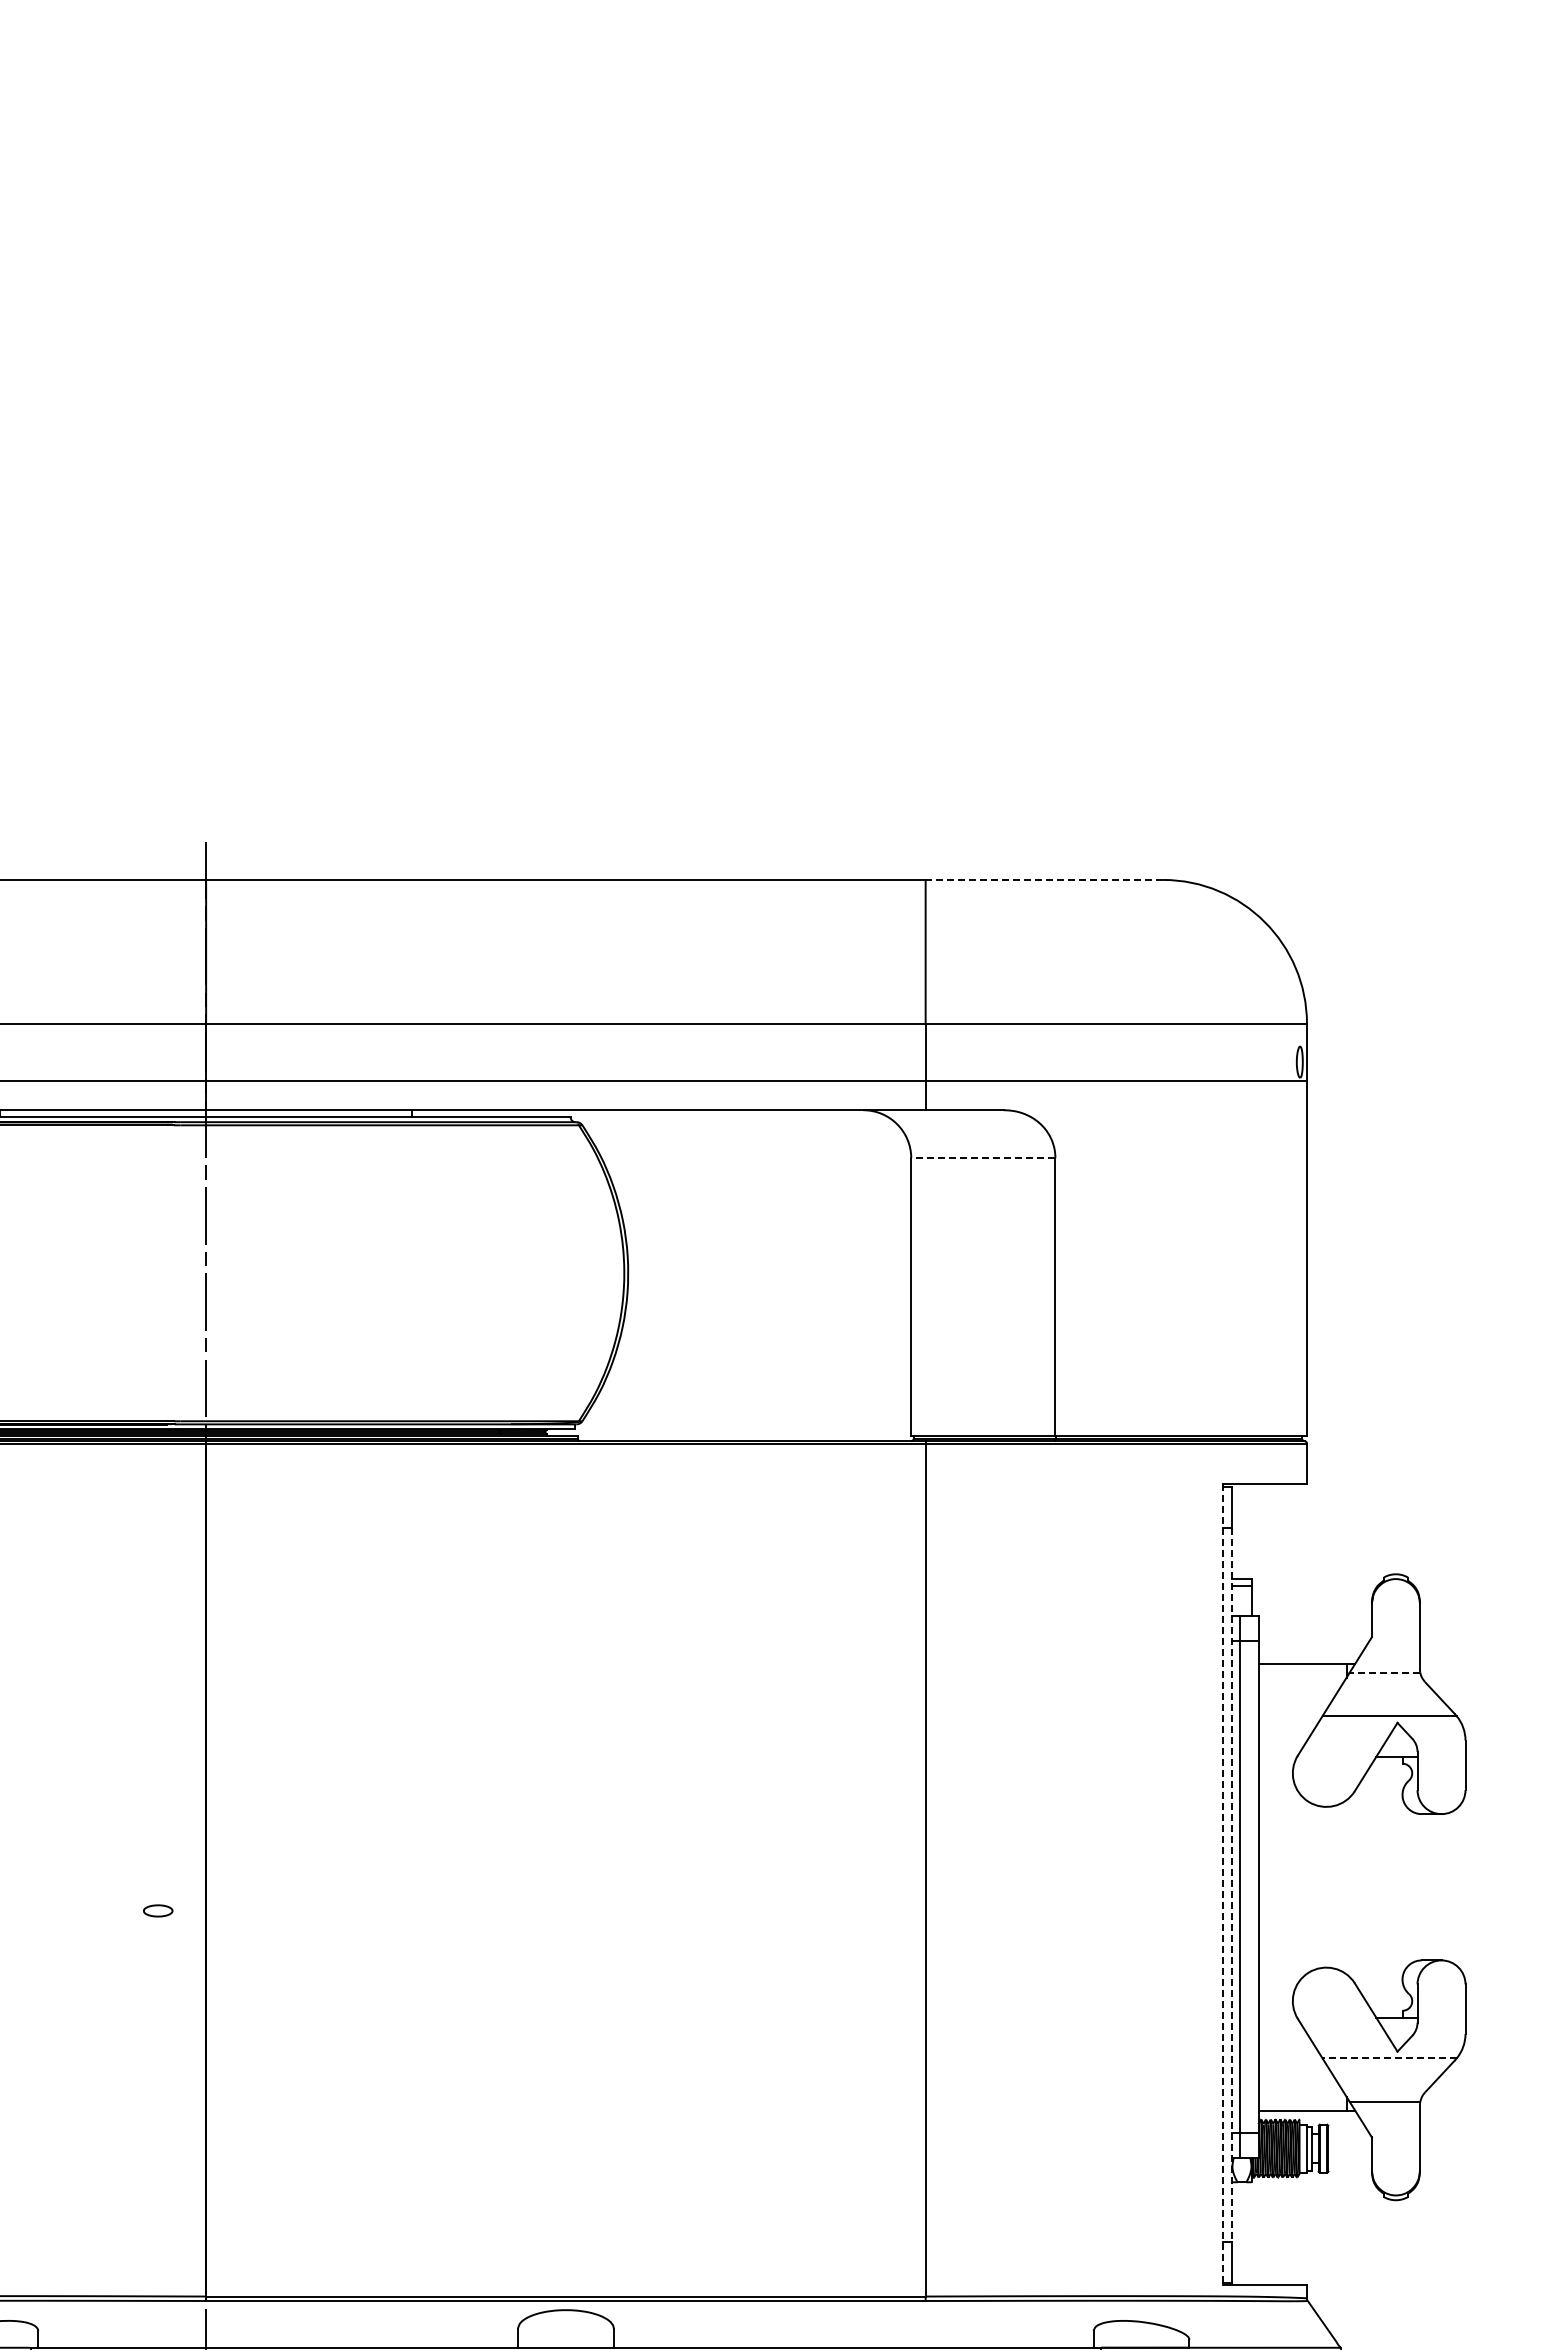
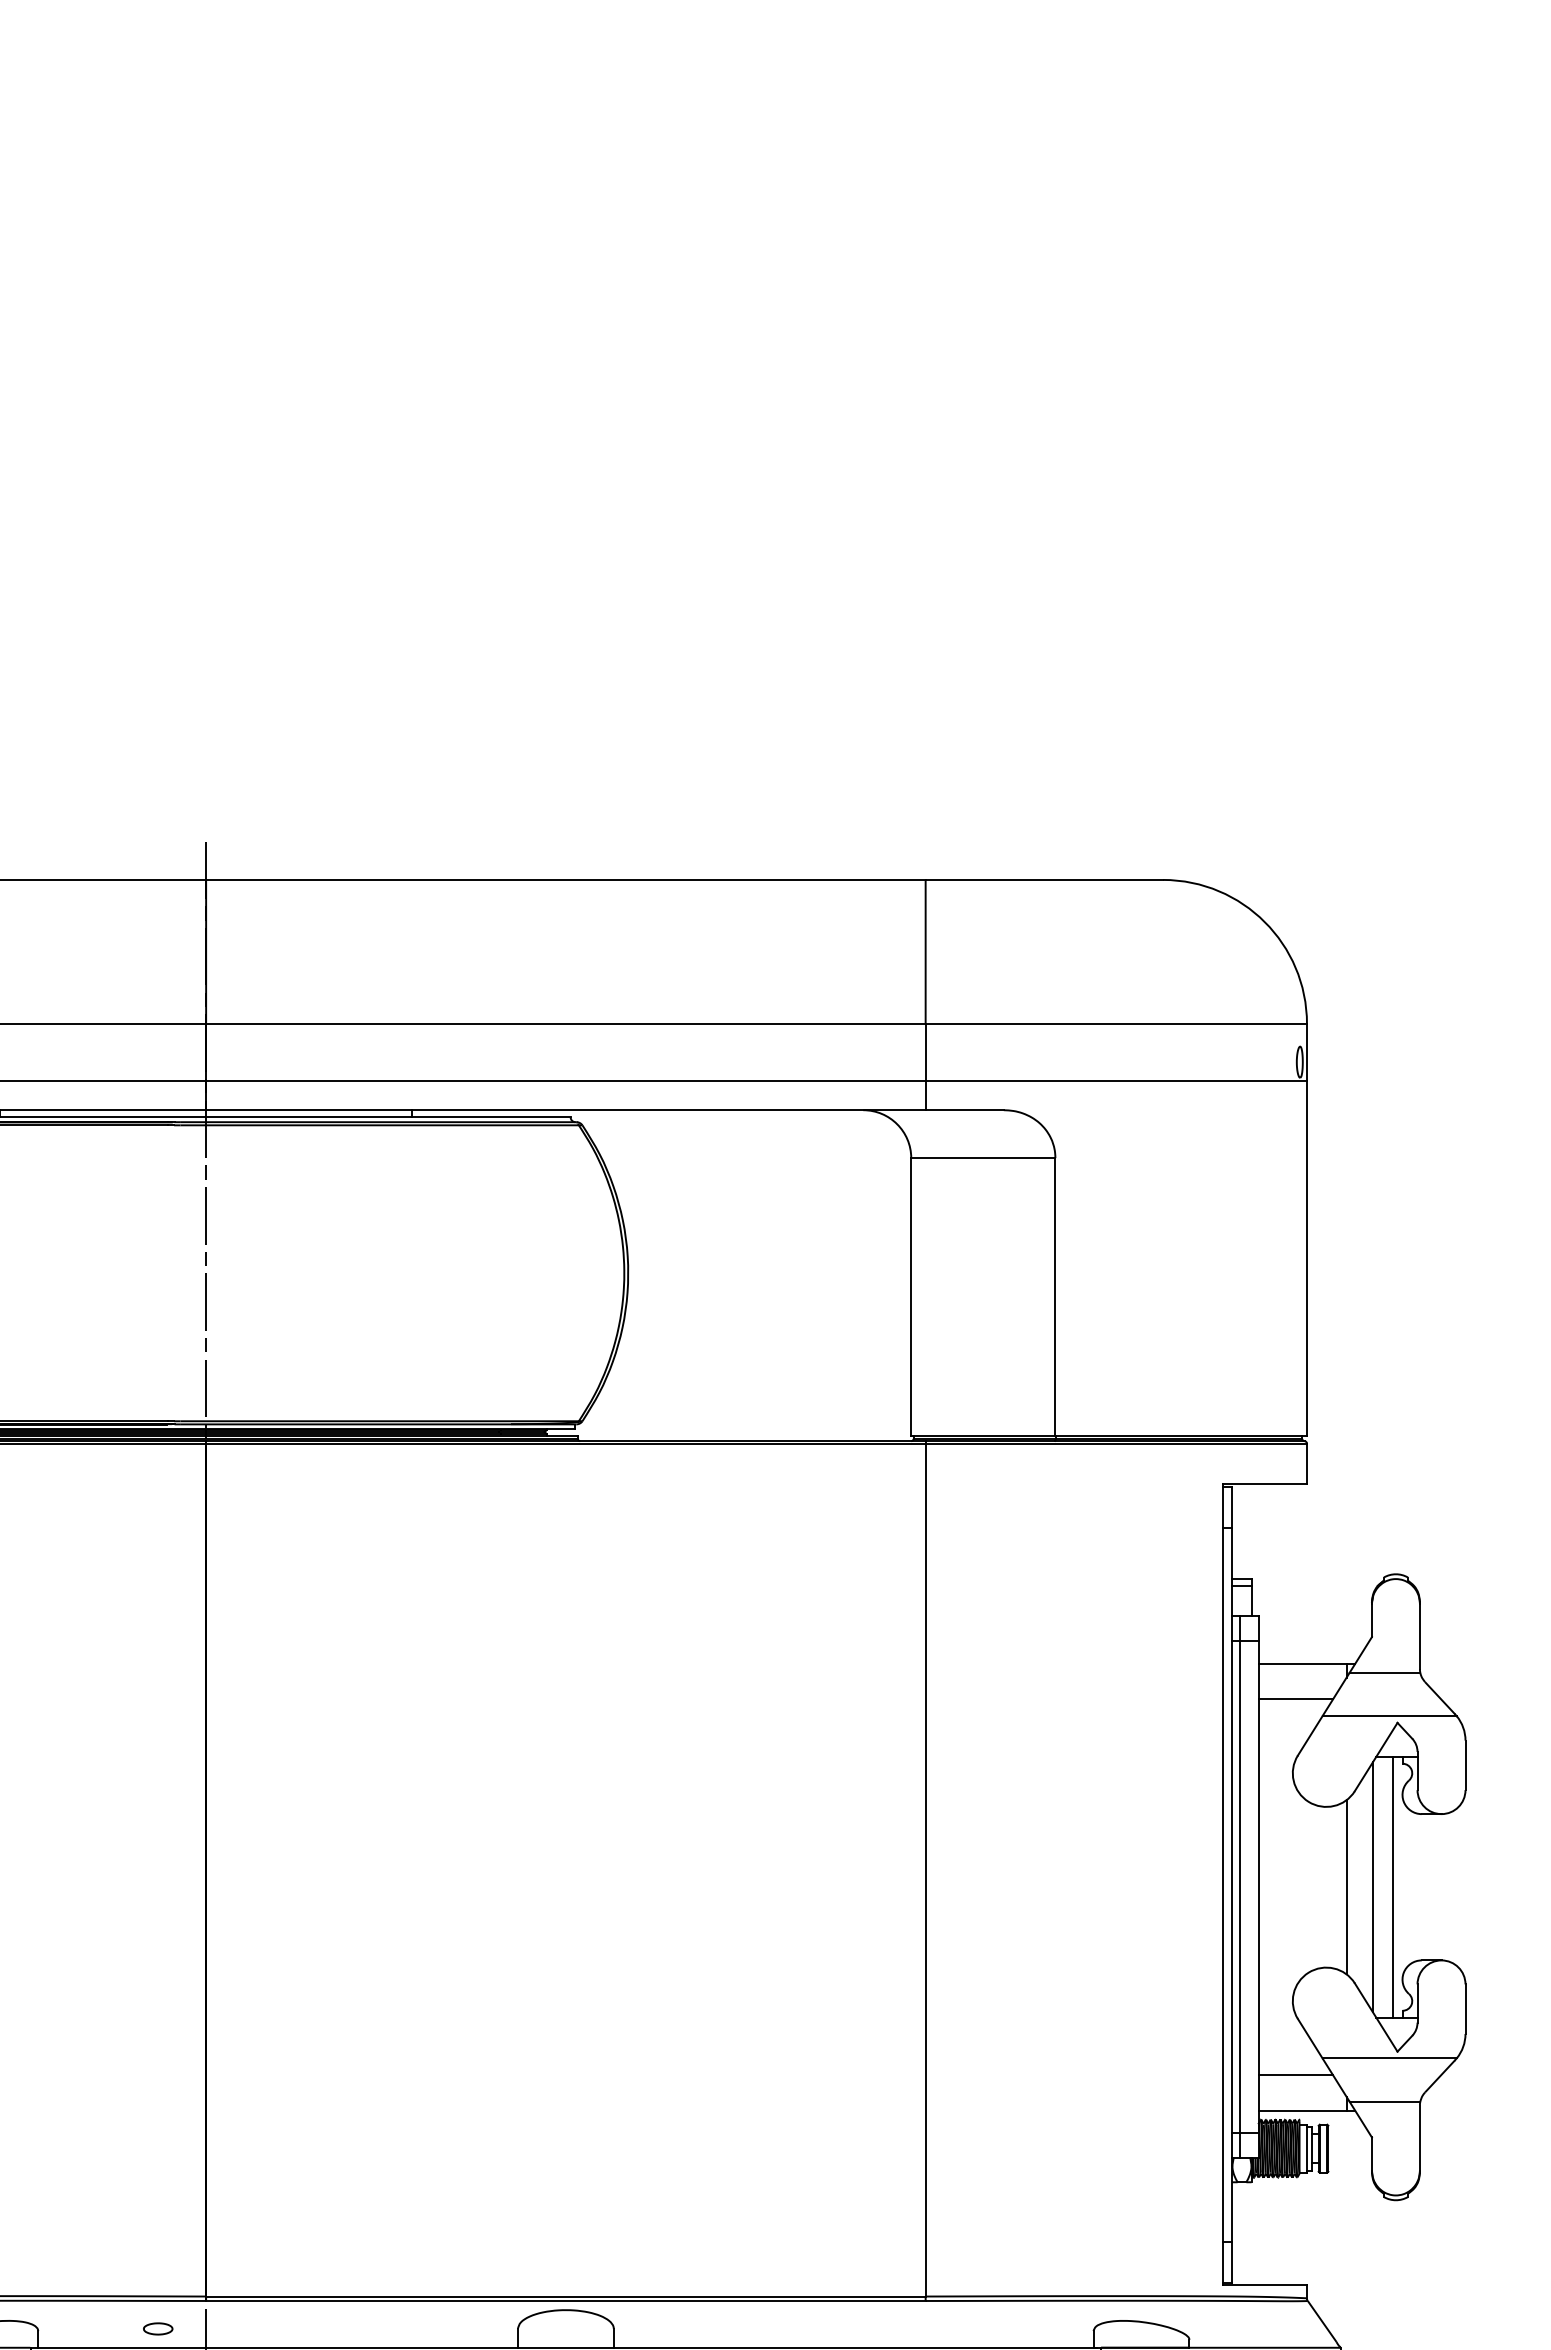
line: dashed -> solid (1044, 879)
line: dashed -> solid (982, 1158)
line: dashed -> solid (1384, 1672)
line: none -> present (1295, 1699)
line: dashed -> solid (1222, 1884)
line: dashed -> solid (1232, 1885)
line: none -> present (1393, 1886)
line: none -> present (1346, 1887)
line: none -> present (1372, 1887)
part position: (158, 1910) -> (158, 2328) (158, 2328)
line: dashed -> solid (1389, 2058)
line: none -> present (1295, 2075)
